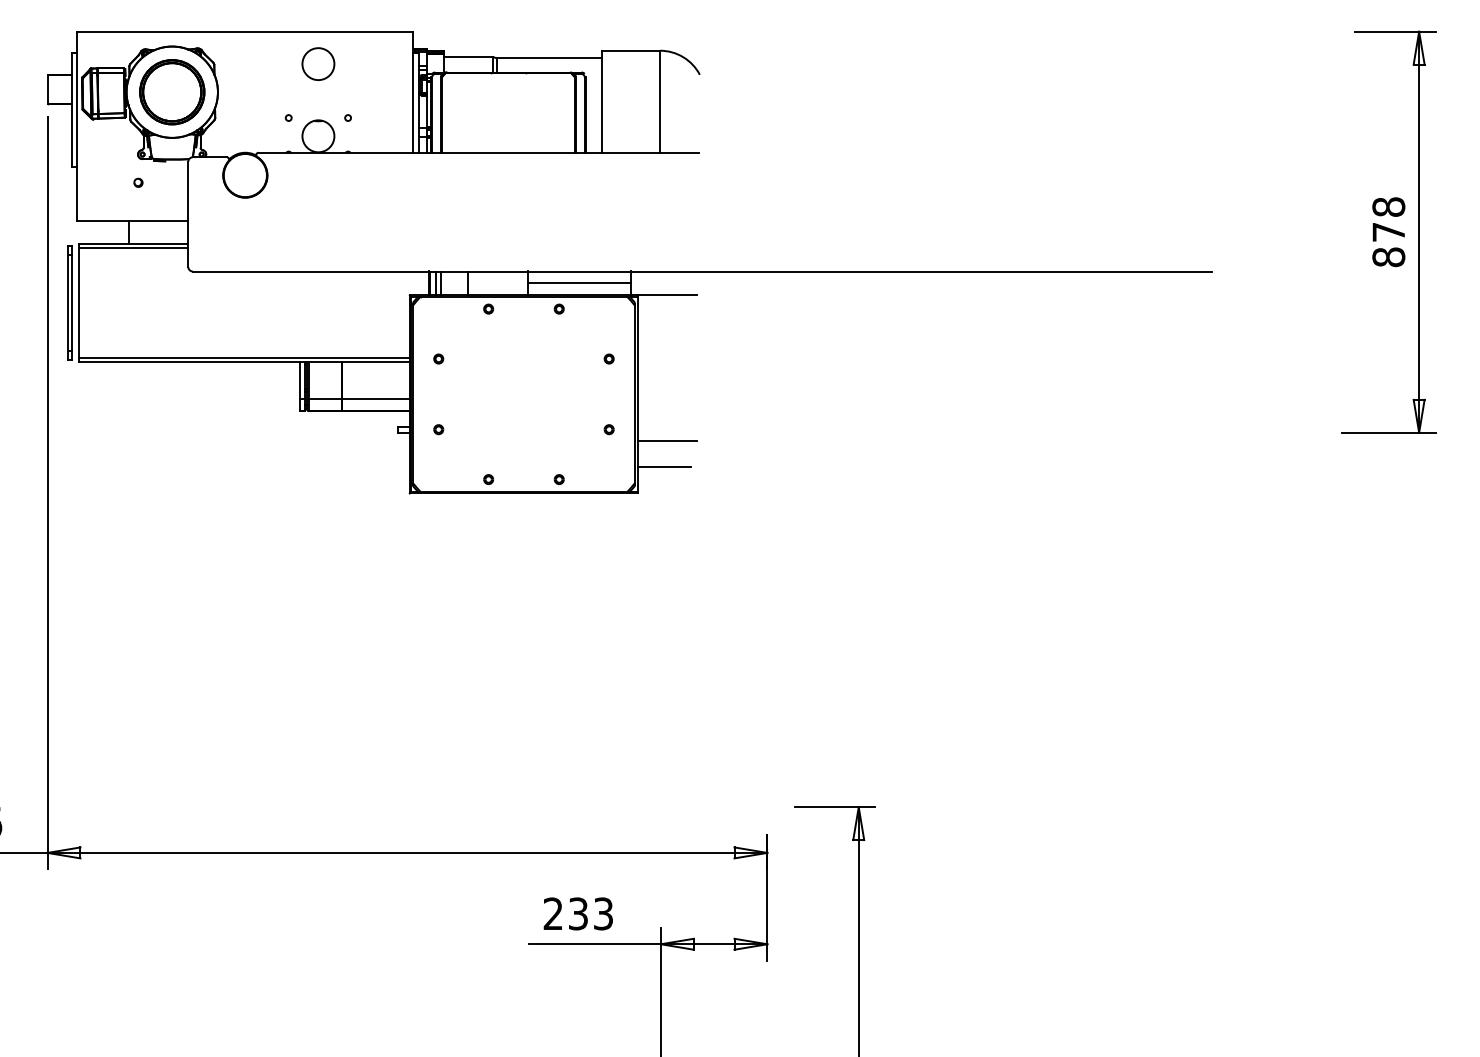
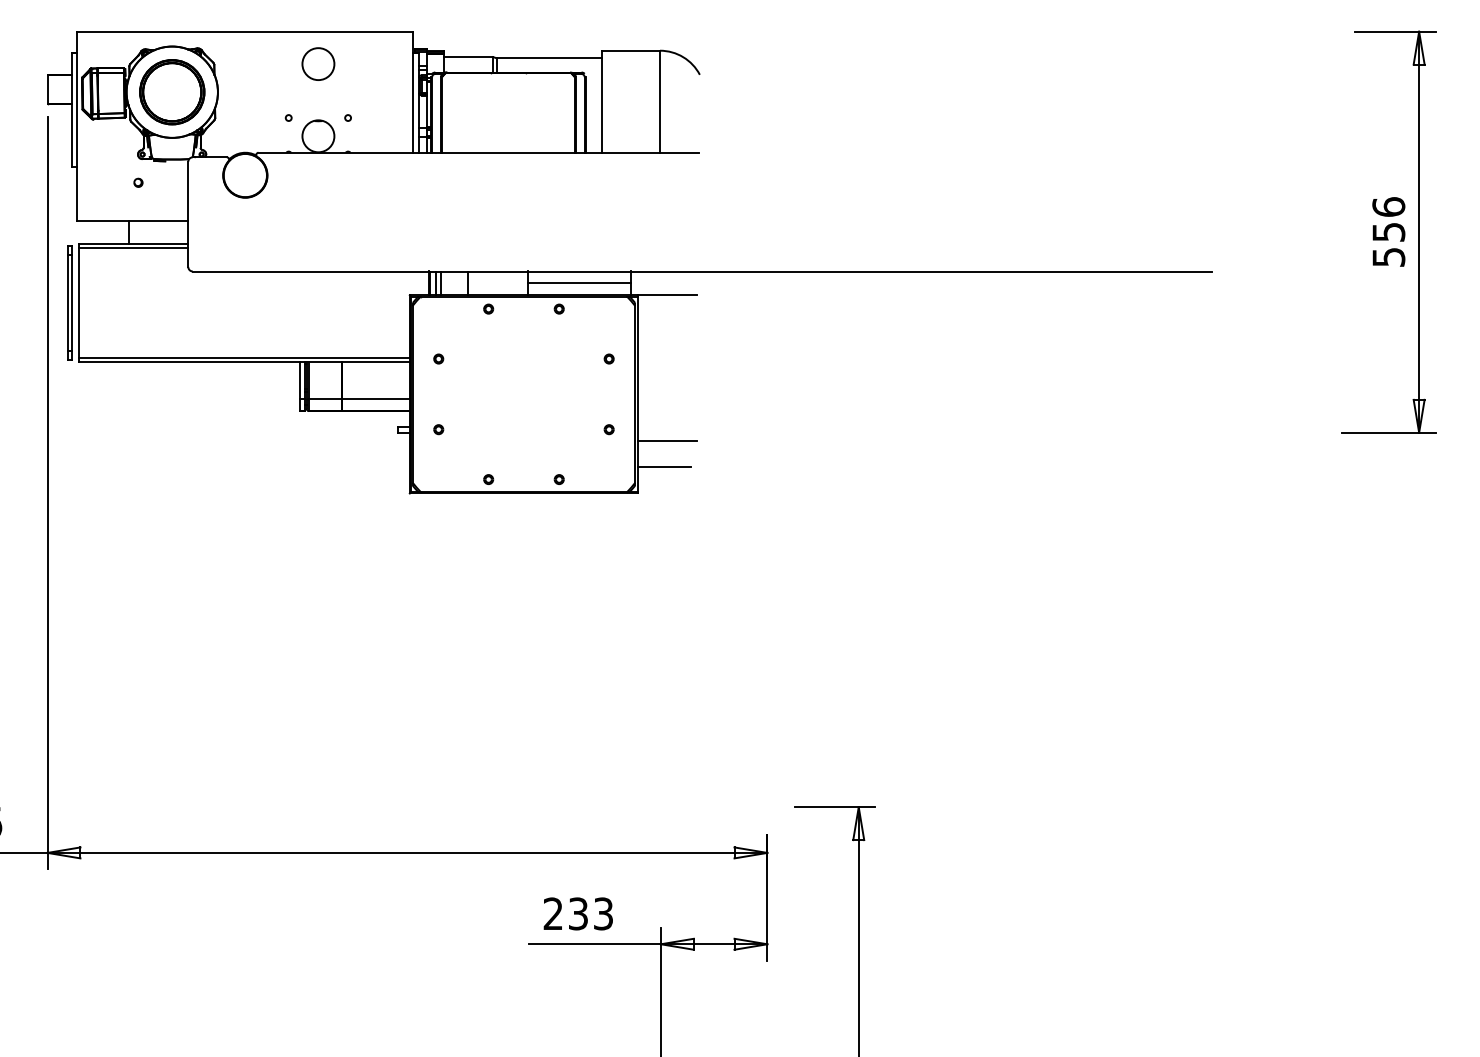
text: 878 -> 556 (1388, 232)
